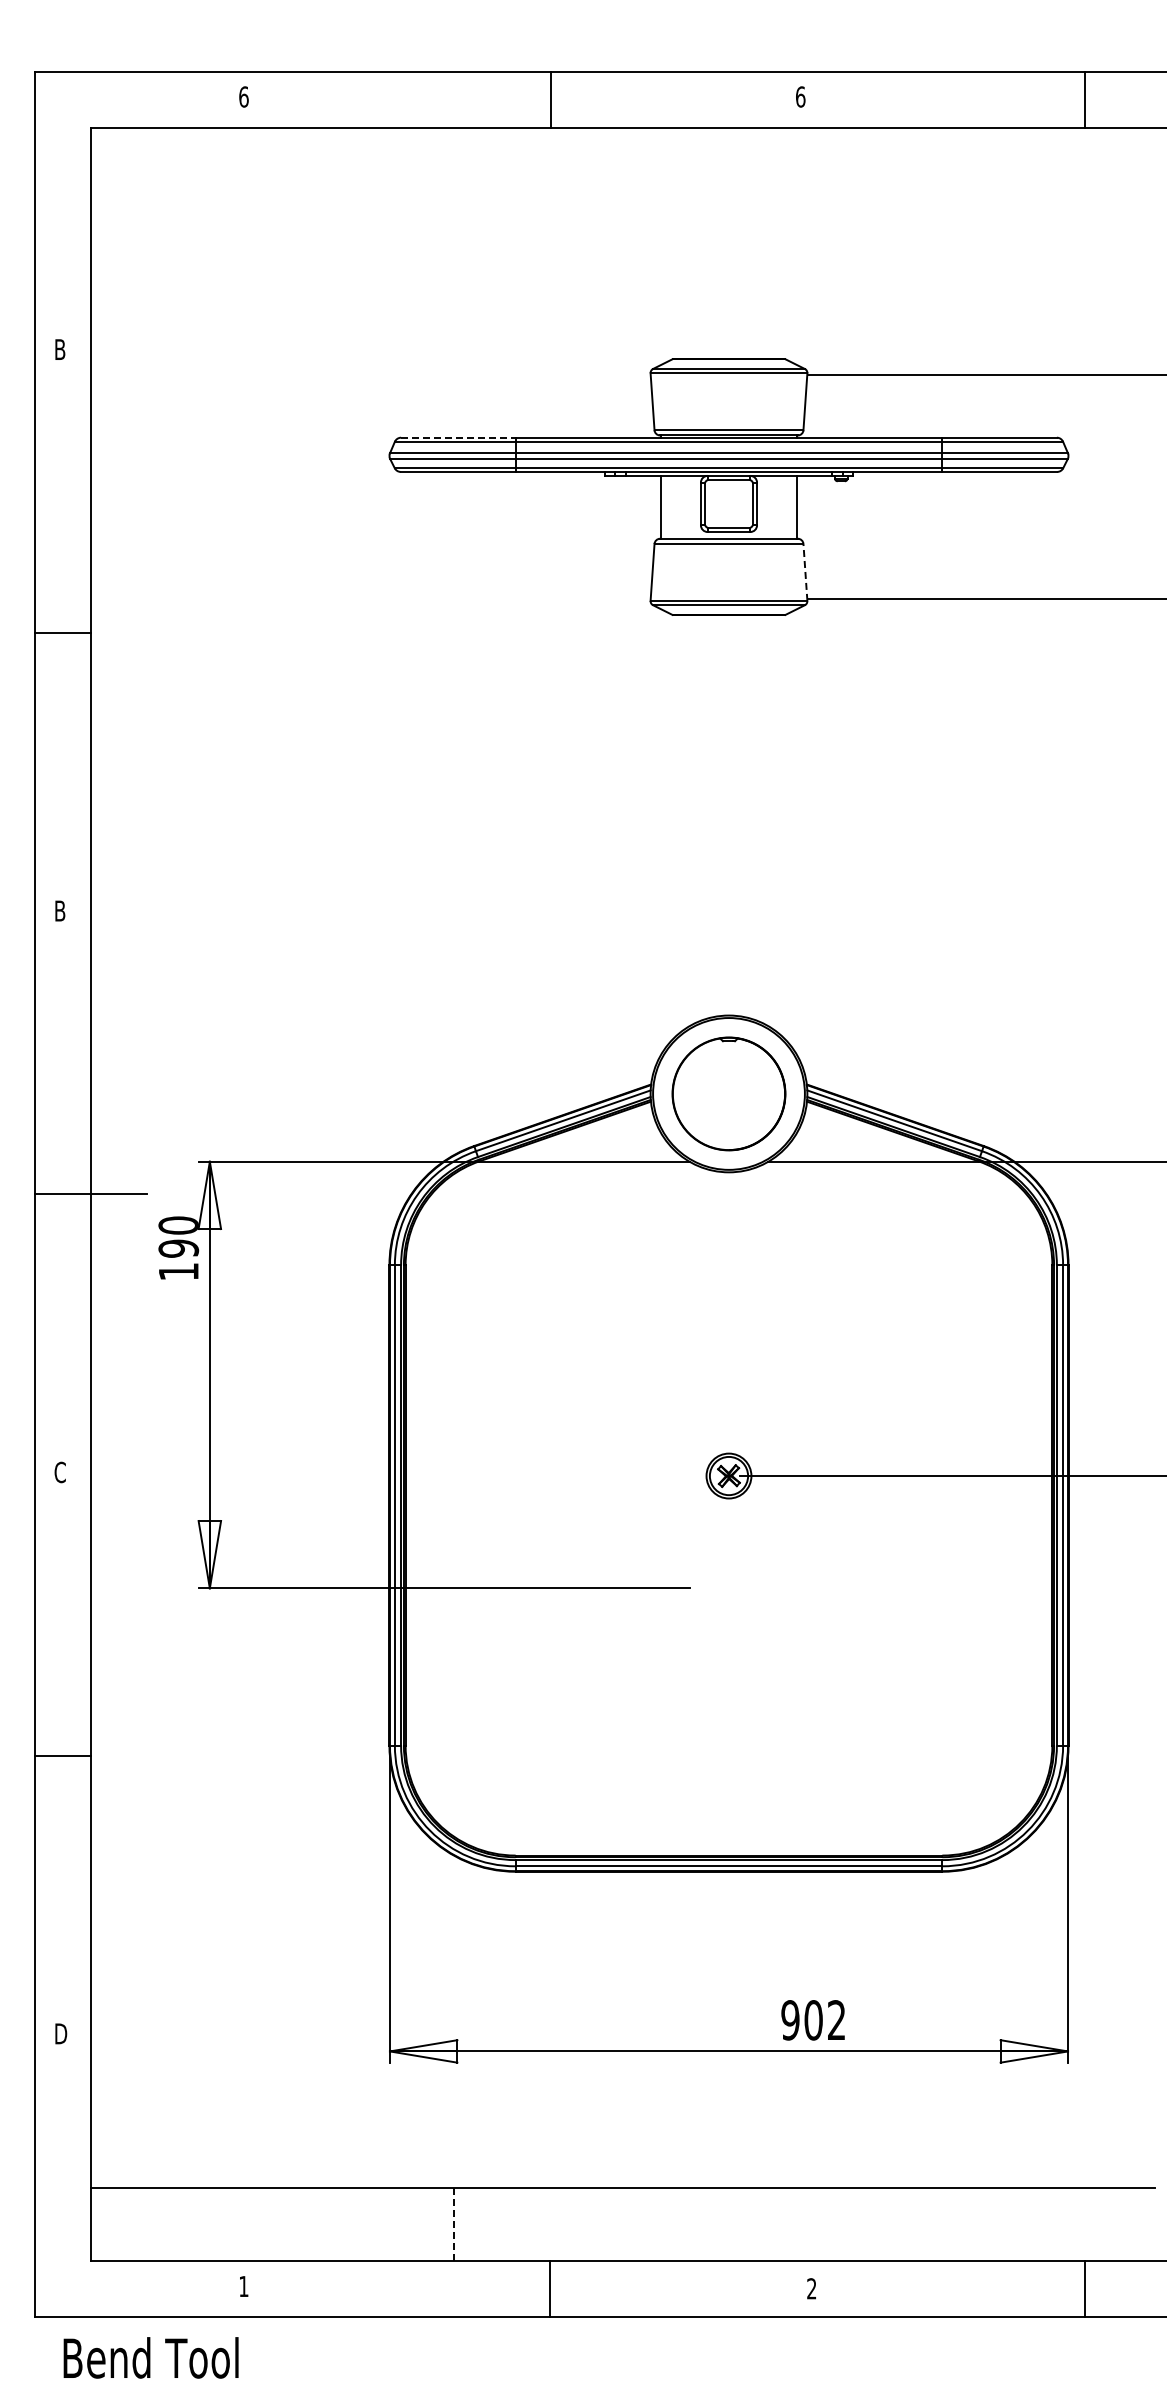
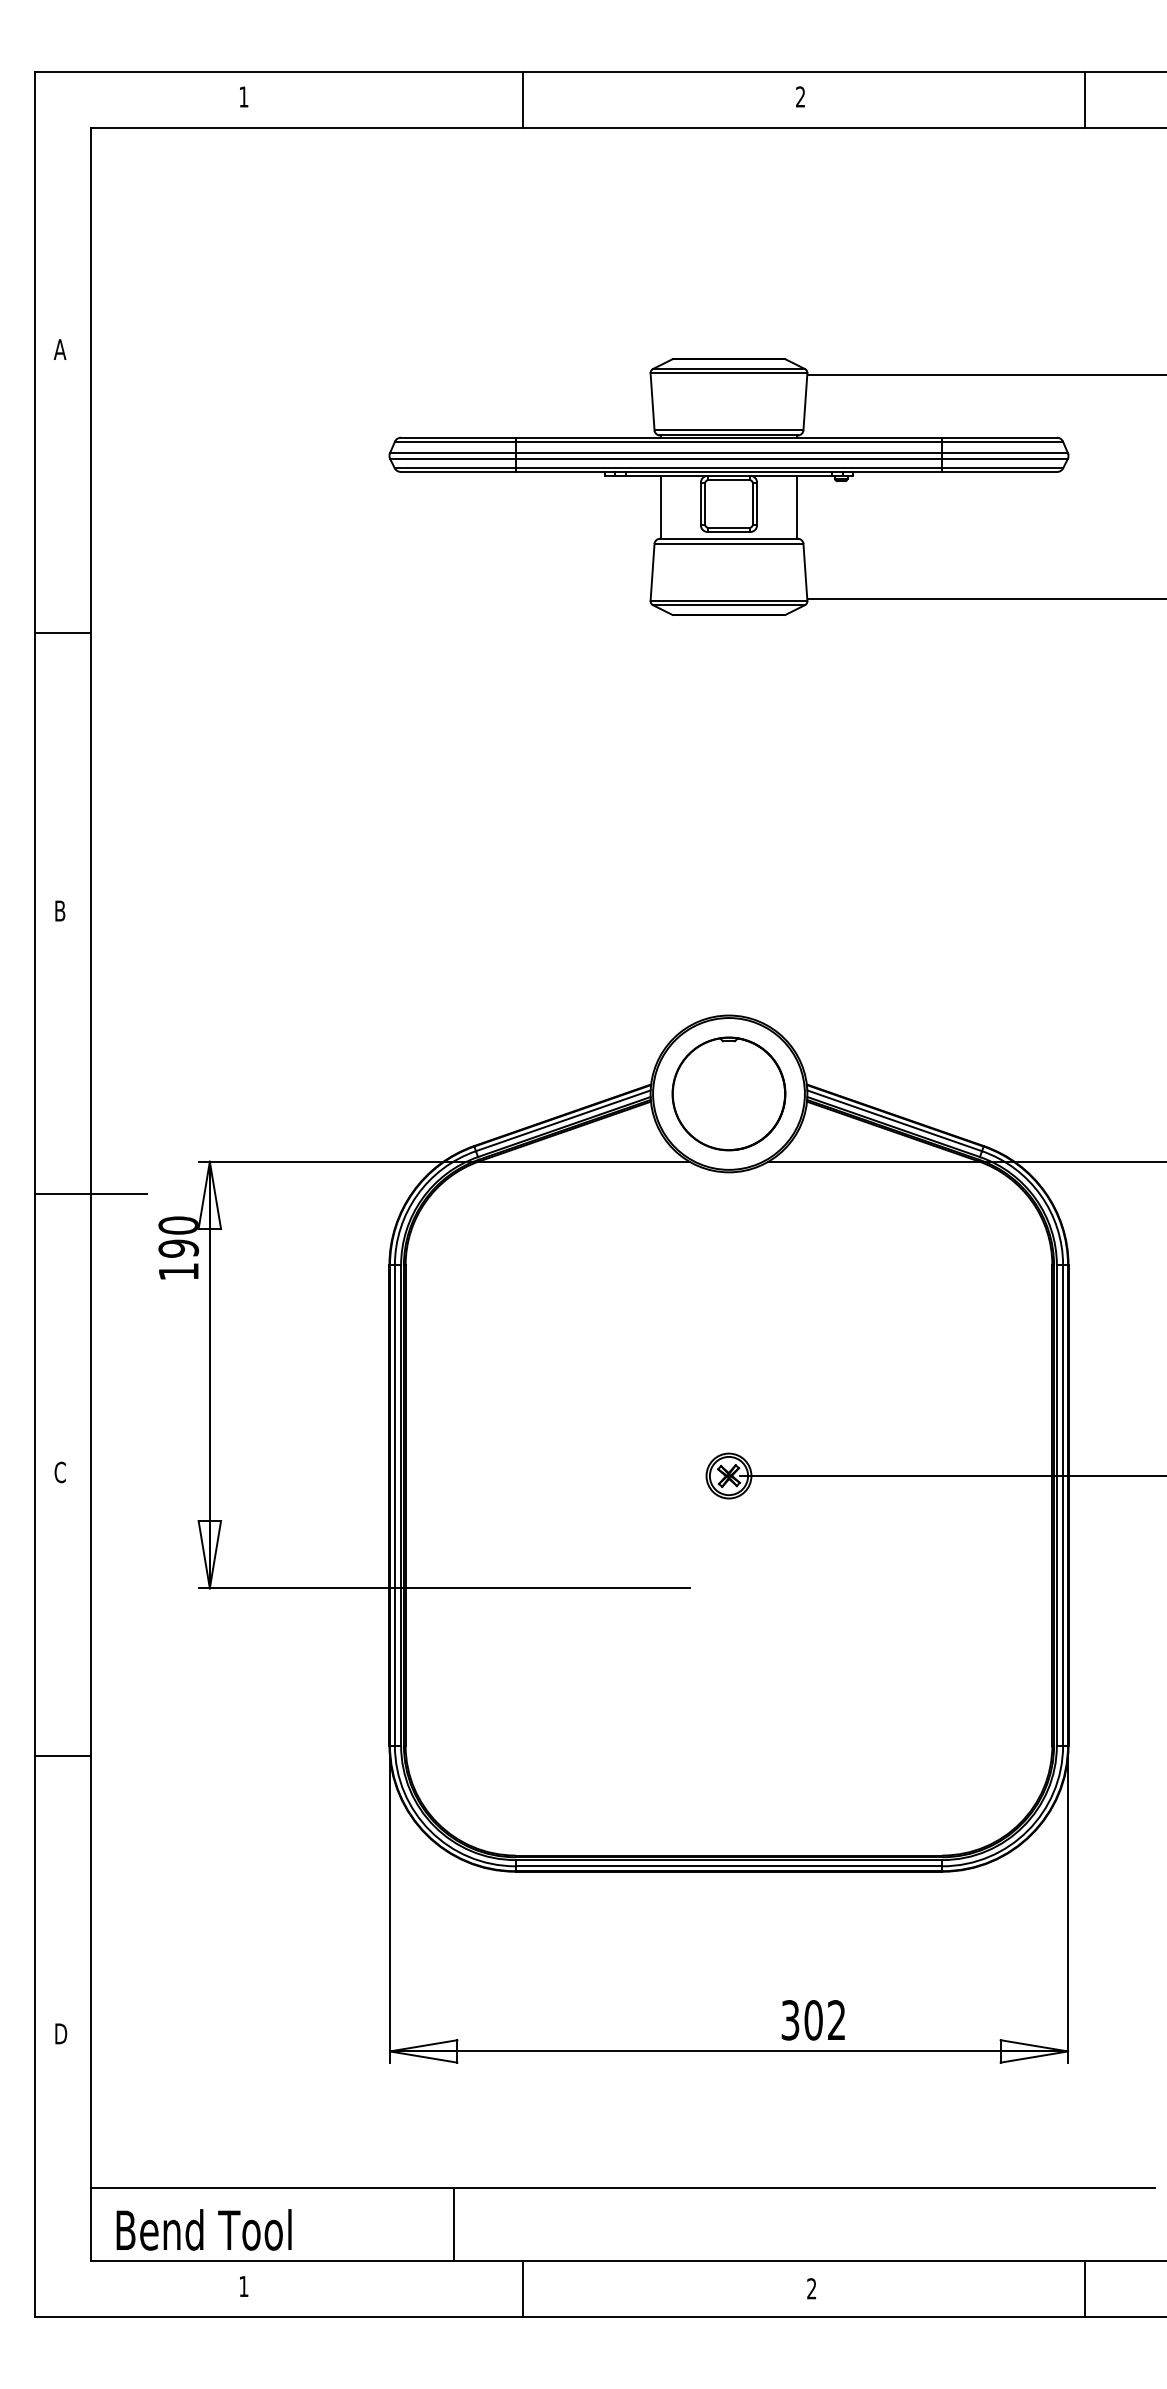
text: 6 -> 1 (243, 96)
text: 6 -> 2 (800, 96)
line position: (551, 99) -> (523, 99) (523, 99)
text: B -> A (59, 349)
line: dashed -> solid (458, 437)
line: dashed -> solid (805, 572)
text: 902 -> 302 (790, 2020)
line: dashed -> solid (453, 2225)
line position: (550, 2289) -> (523, 2289) (523, 2289)
text position: (150, 2357) -> (203, 2229) (203, 2229)
